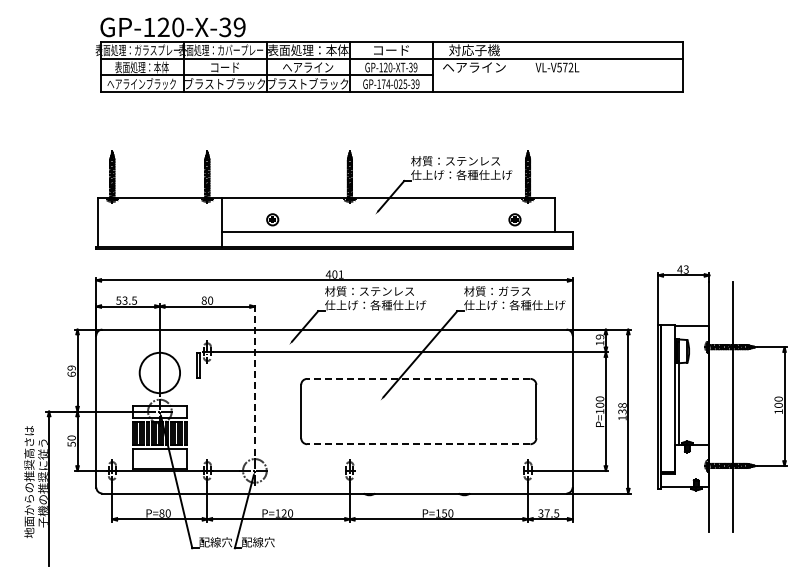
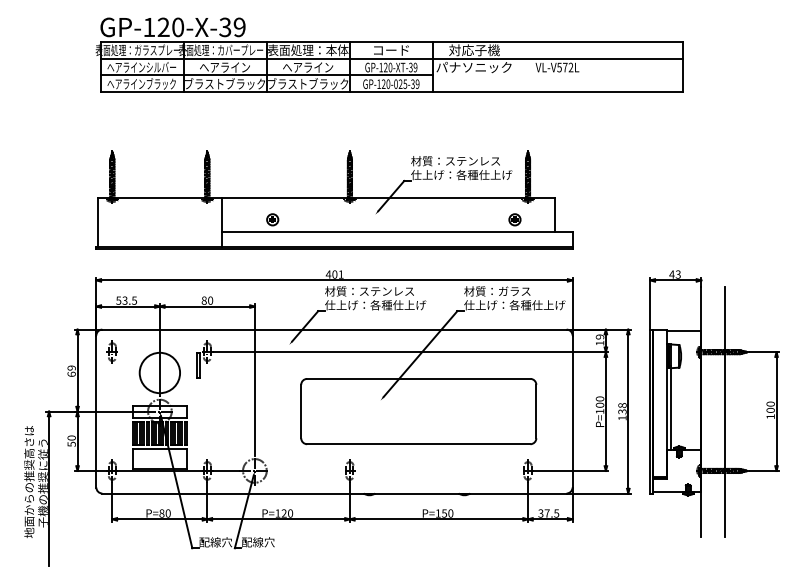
text: 表面処理：本体 -> ヘアラインシルバー (141, 67)
text: コード -> ヘアライン (224, 67)
text: ヘアライン -> パナソニック (473, 67)
text: GP-174-025-39 -> GP-120-025-39 (385, 84)
part: none -> present (111, 351)
line: dashed -> solid (418, 378)
line: dashed -> solid (254, 379)
part position: (722, 398) -> (714, 403) (714, 403)
line: dashed -> solid (418, 444)
